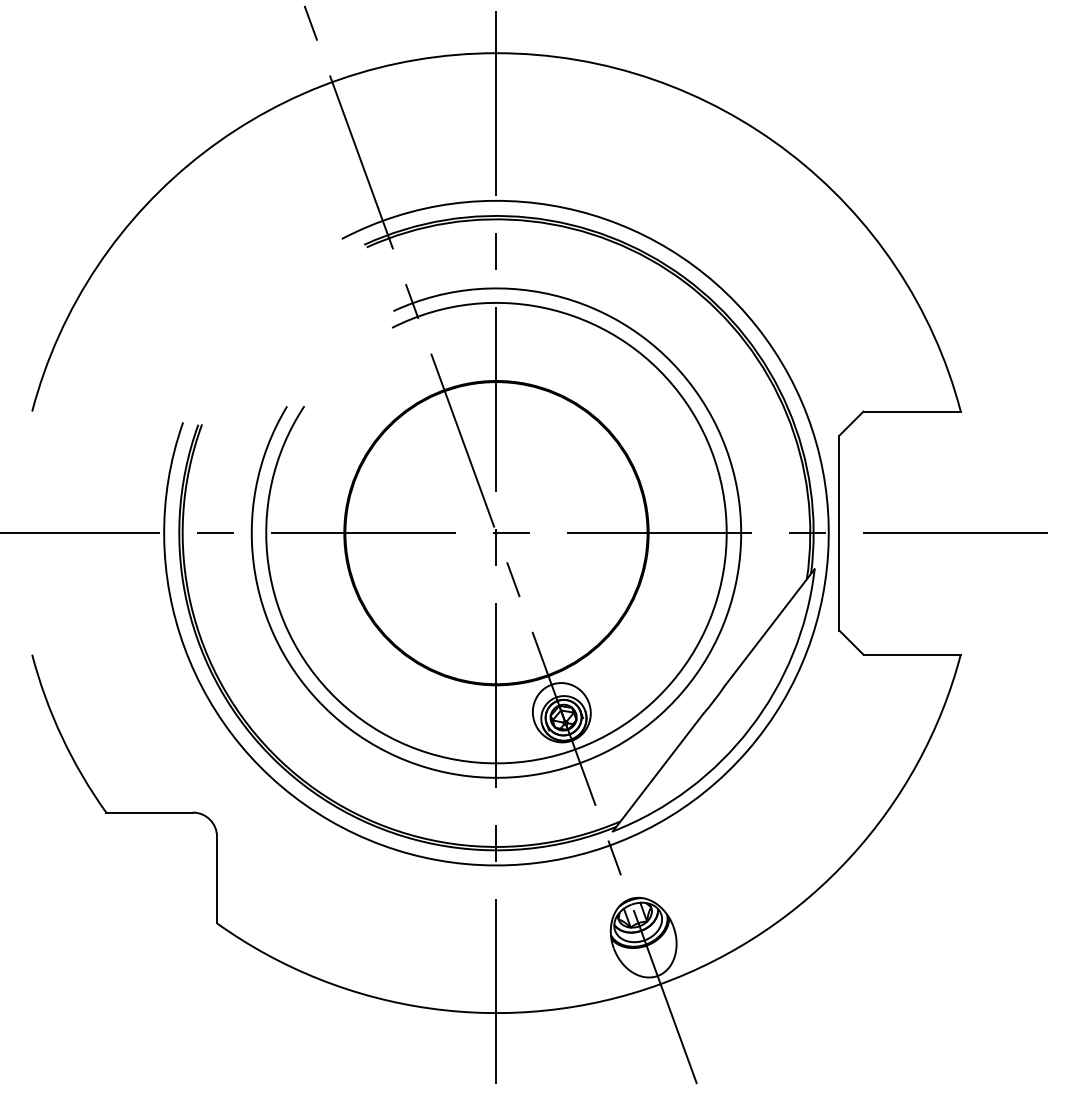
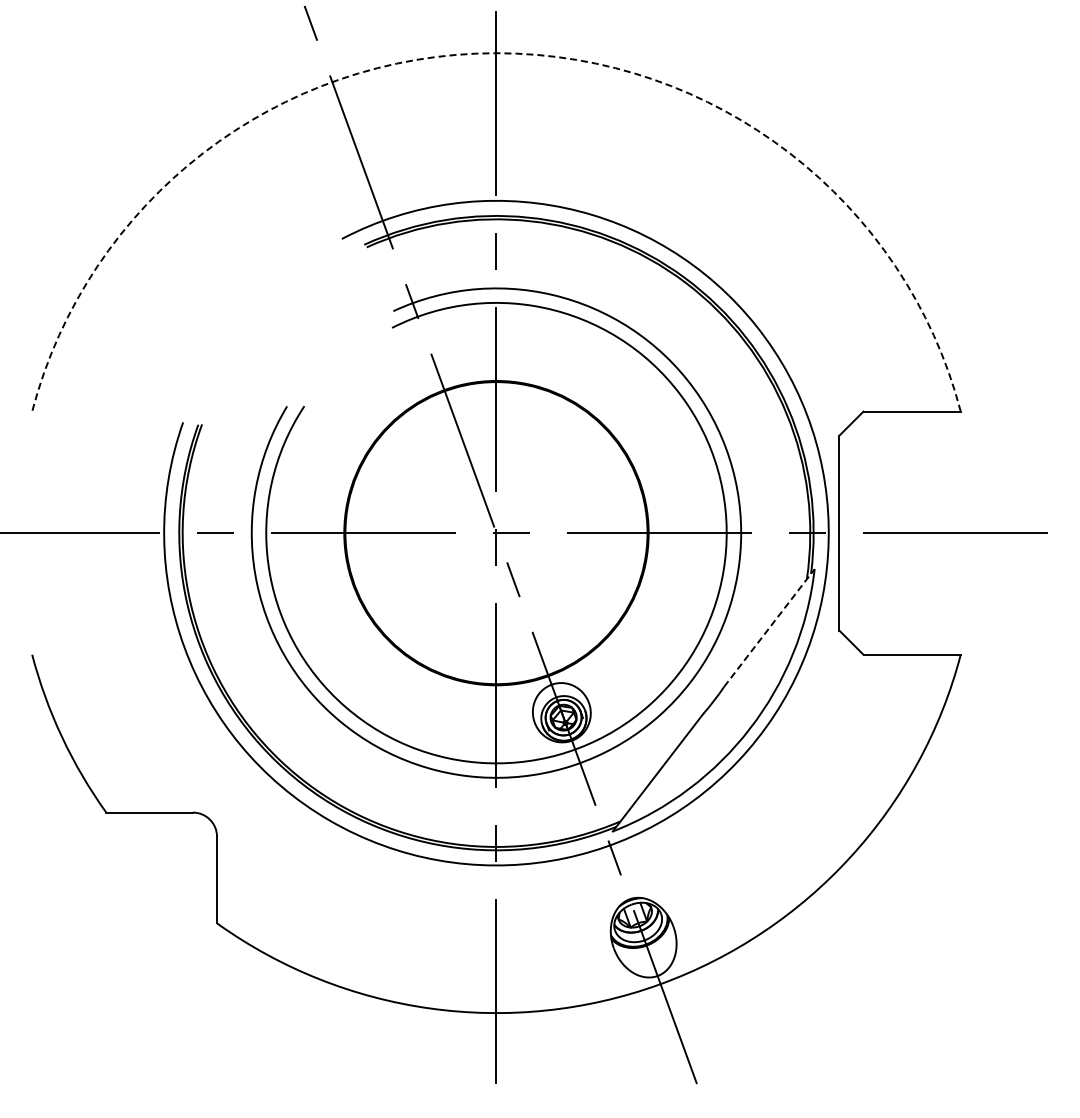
arc: solid -> dashed (496, 53)
line: solid -> dashed (769, 627)
